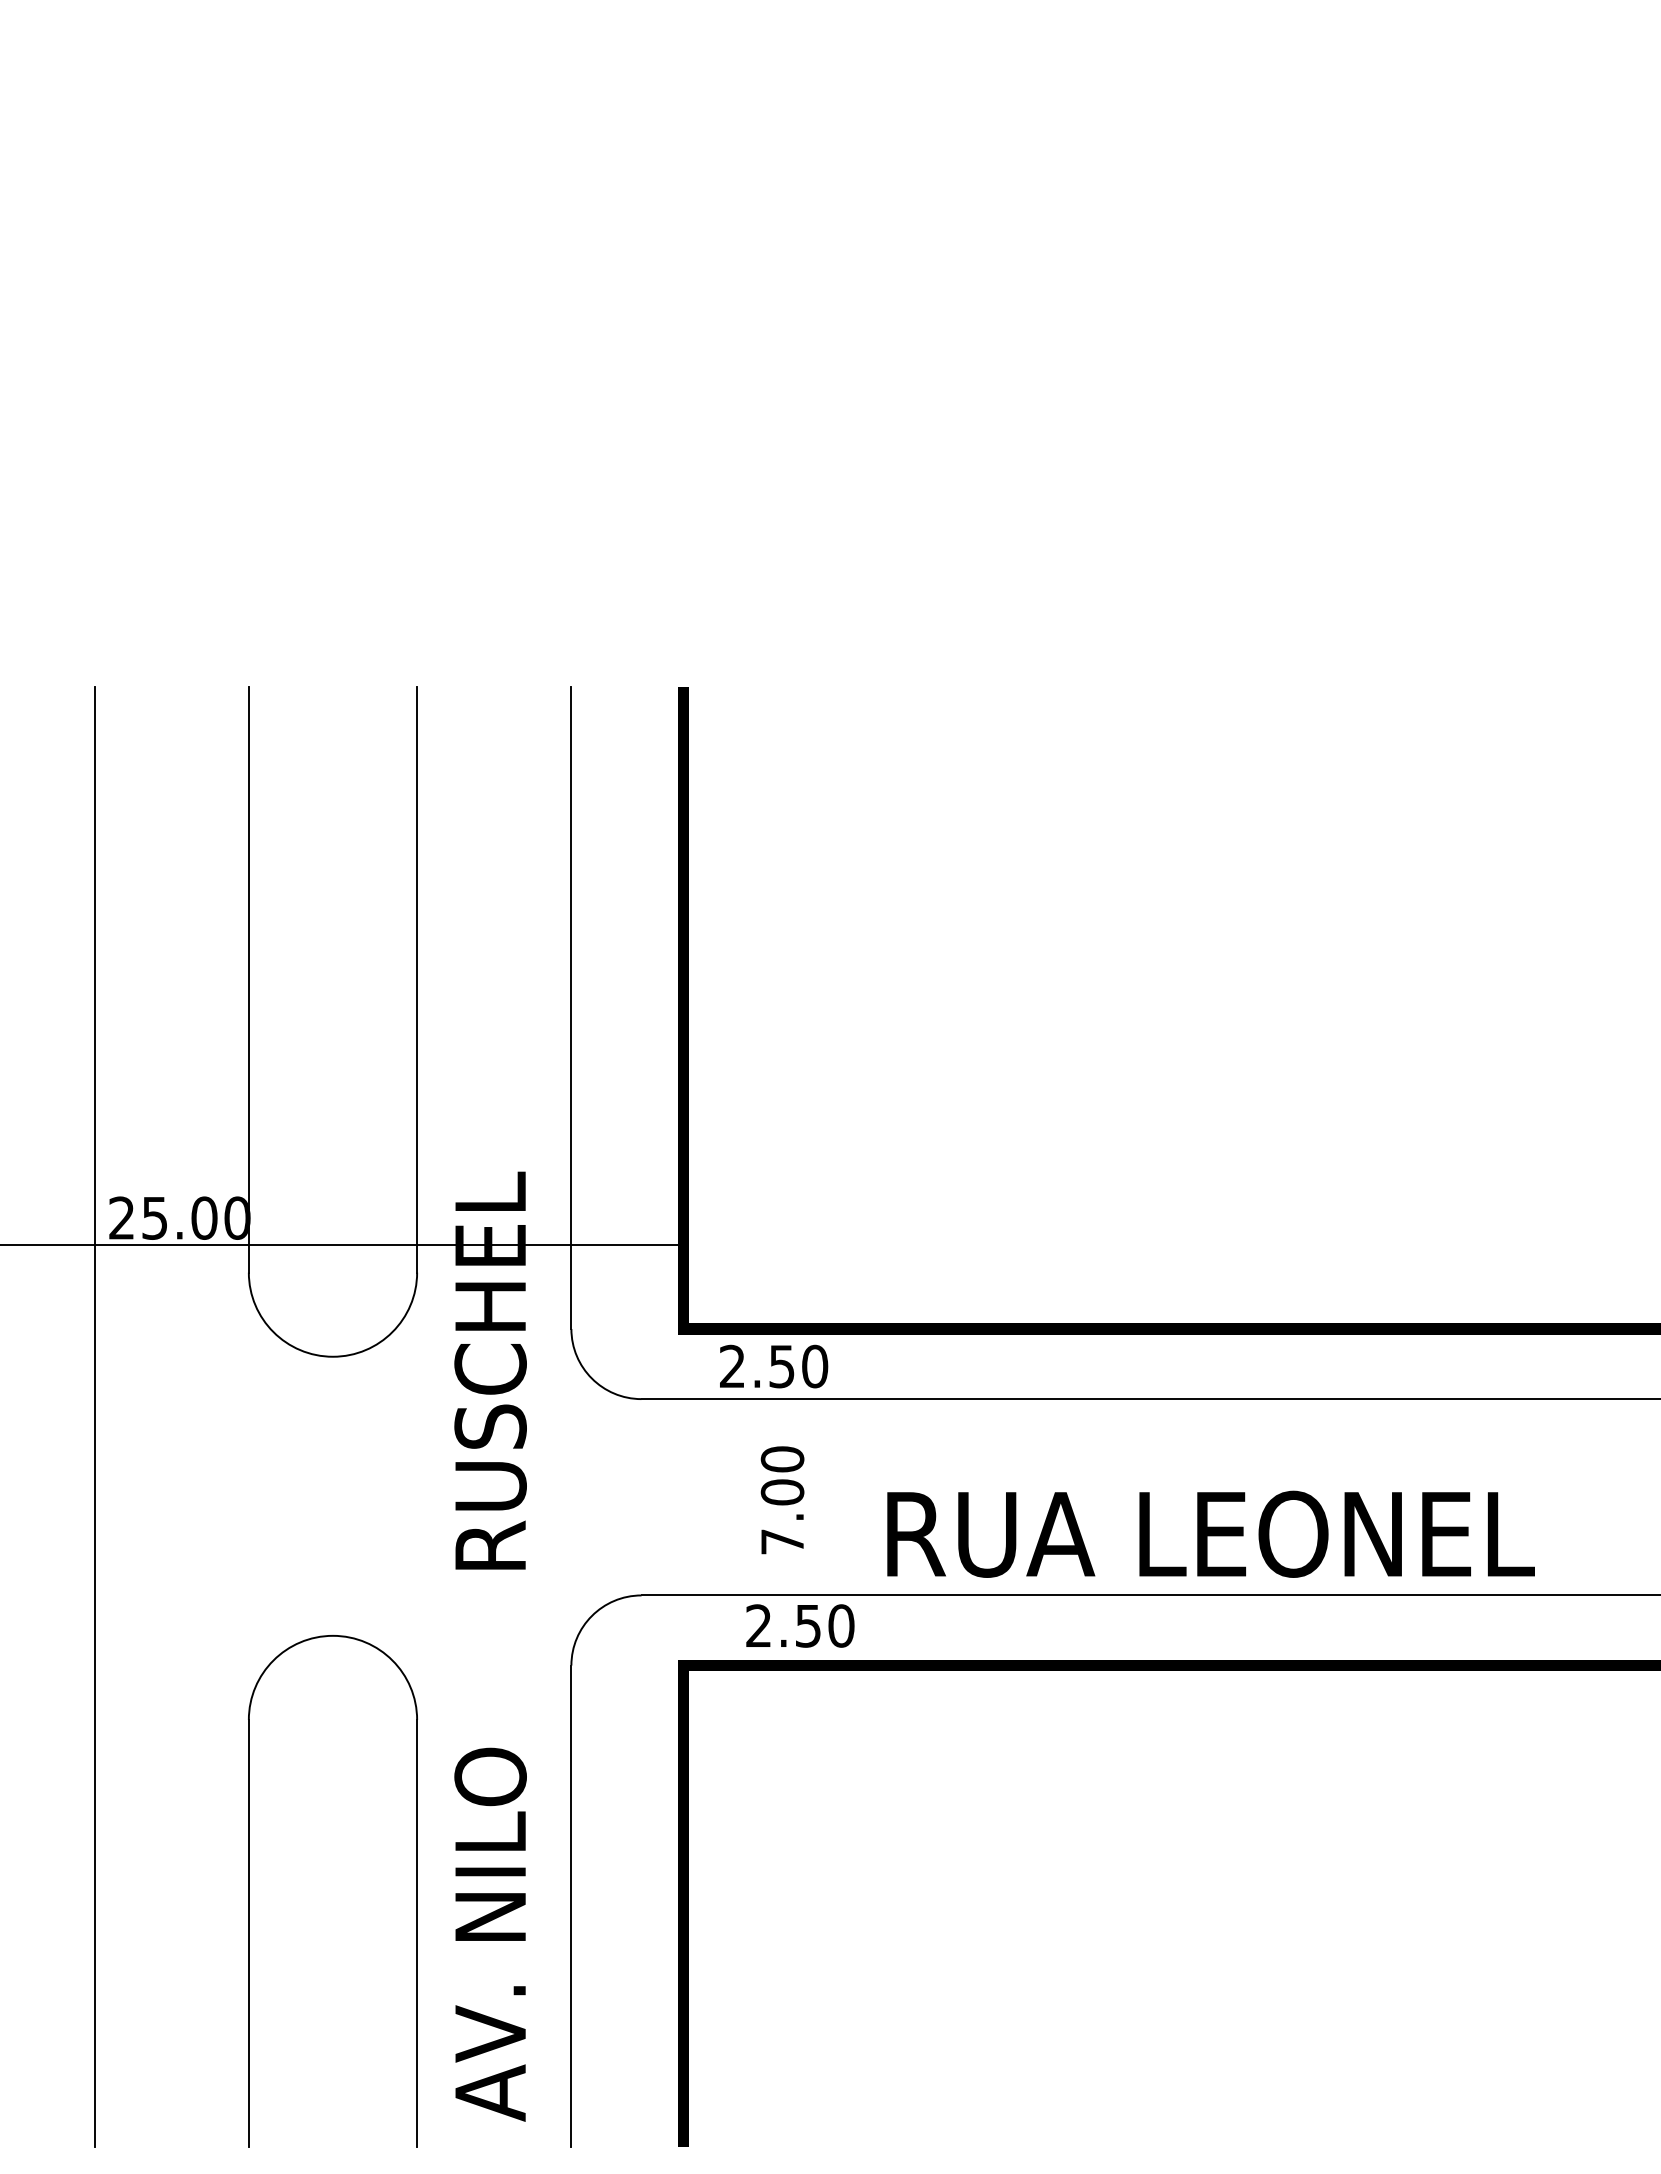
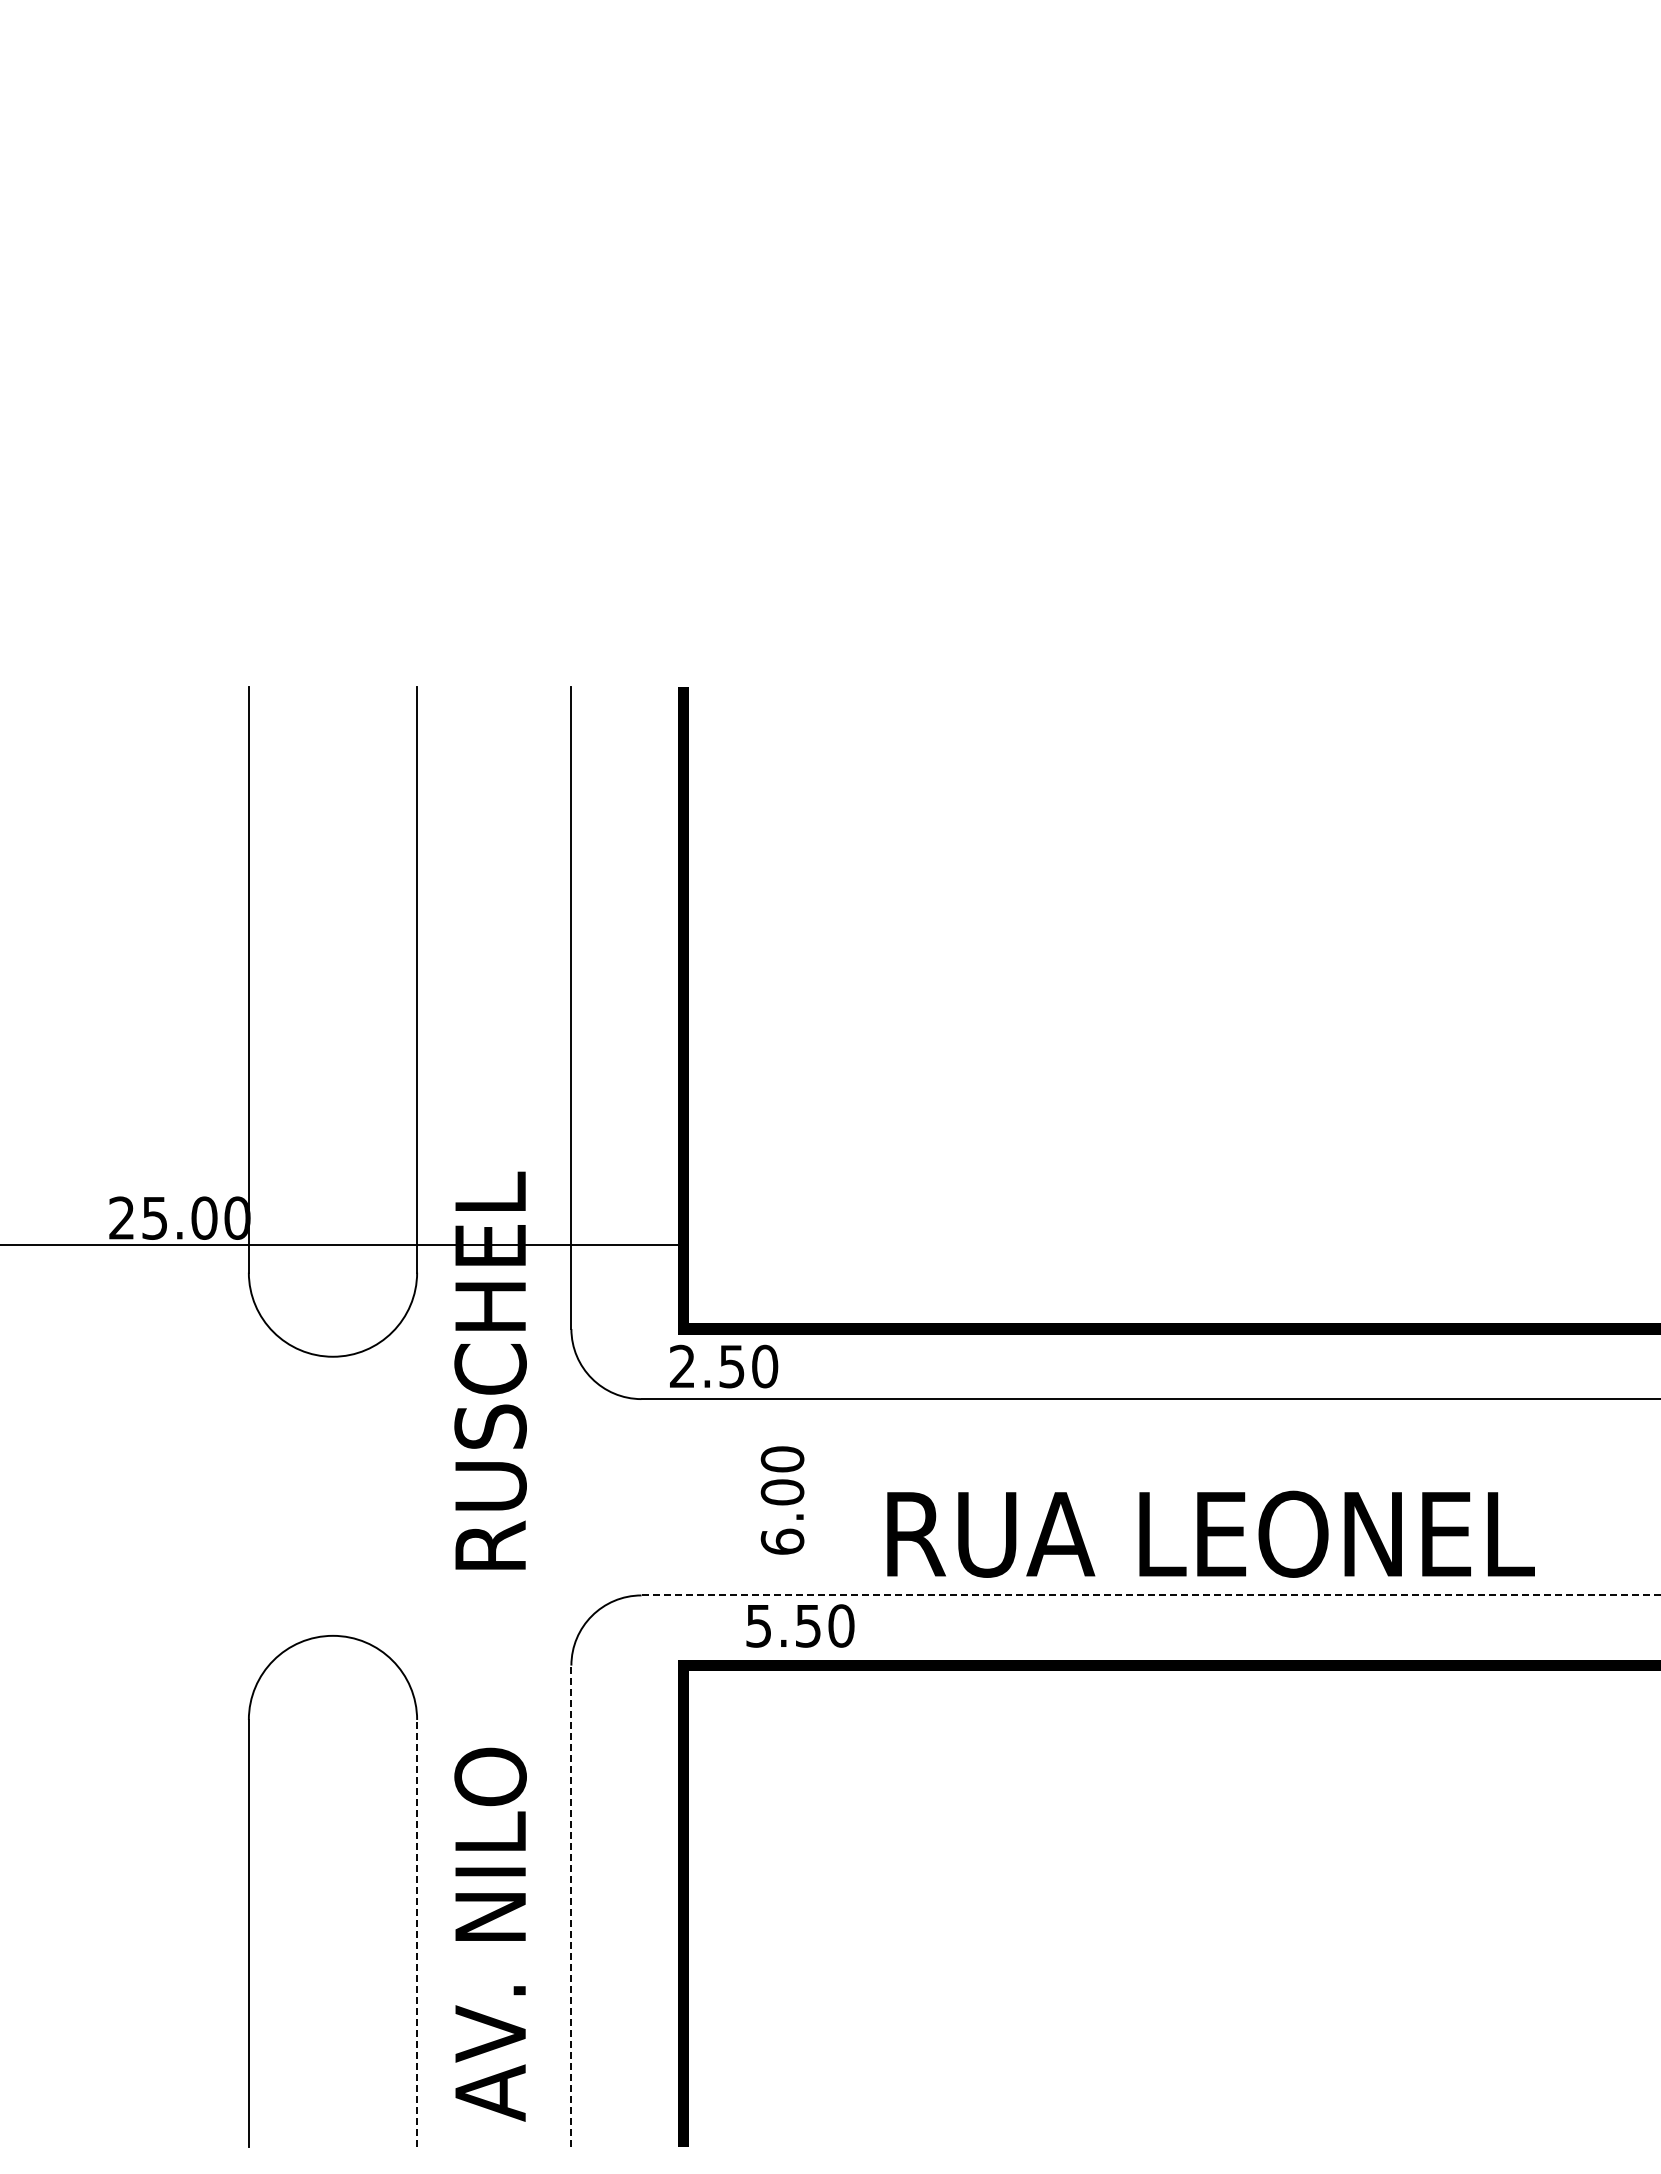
text position: (774, 1366) -> (724, 1366) (724, 1366)
line: present -> none (94, 1417)
text: 7.00 -> 6.00 (782, 1541)
line: solid -> dashed (1151, 1595)
text: 2.50 -> 5.50 (758, 1625)
line: solid -> dashed (571, 1906)
line: solid -> dashed (417, 1933)
